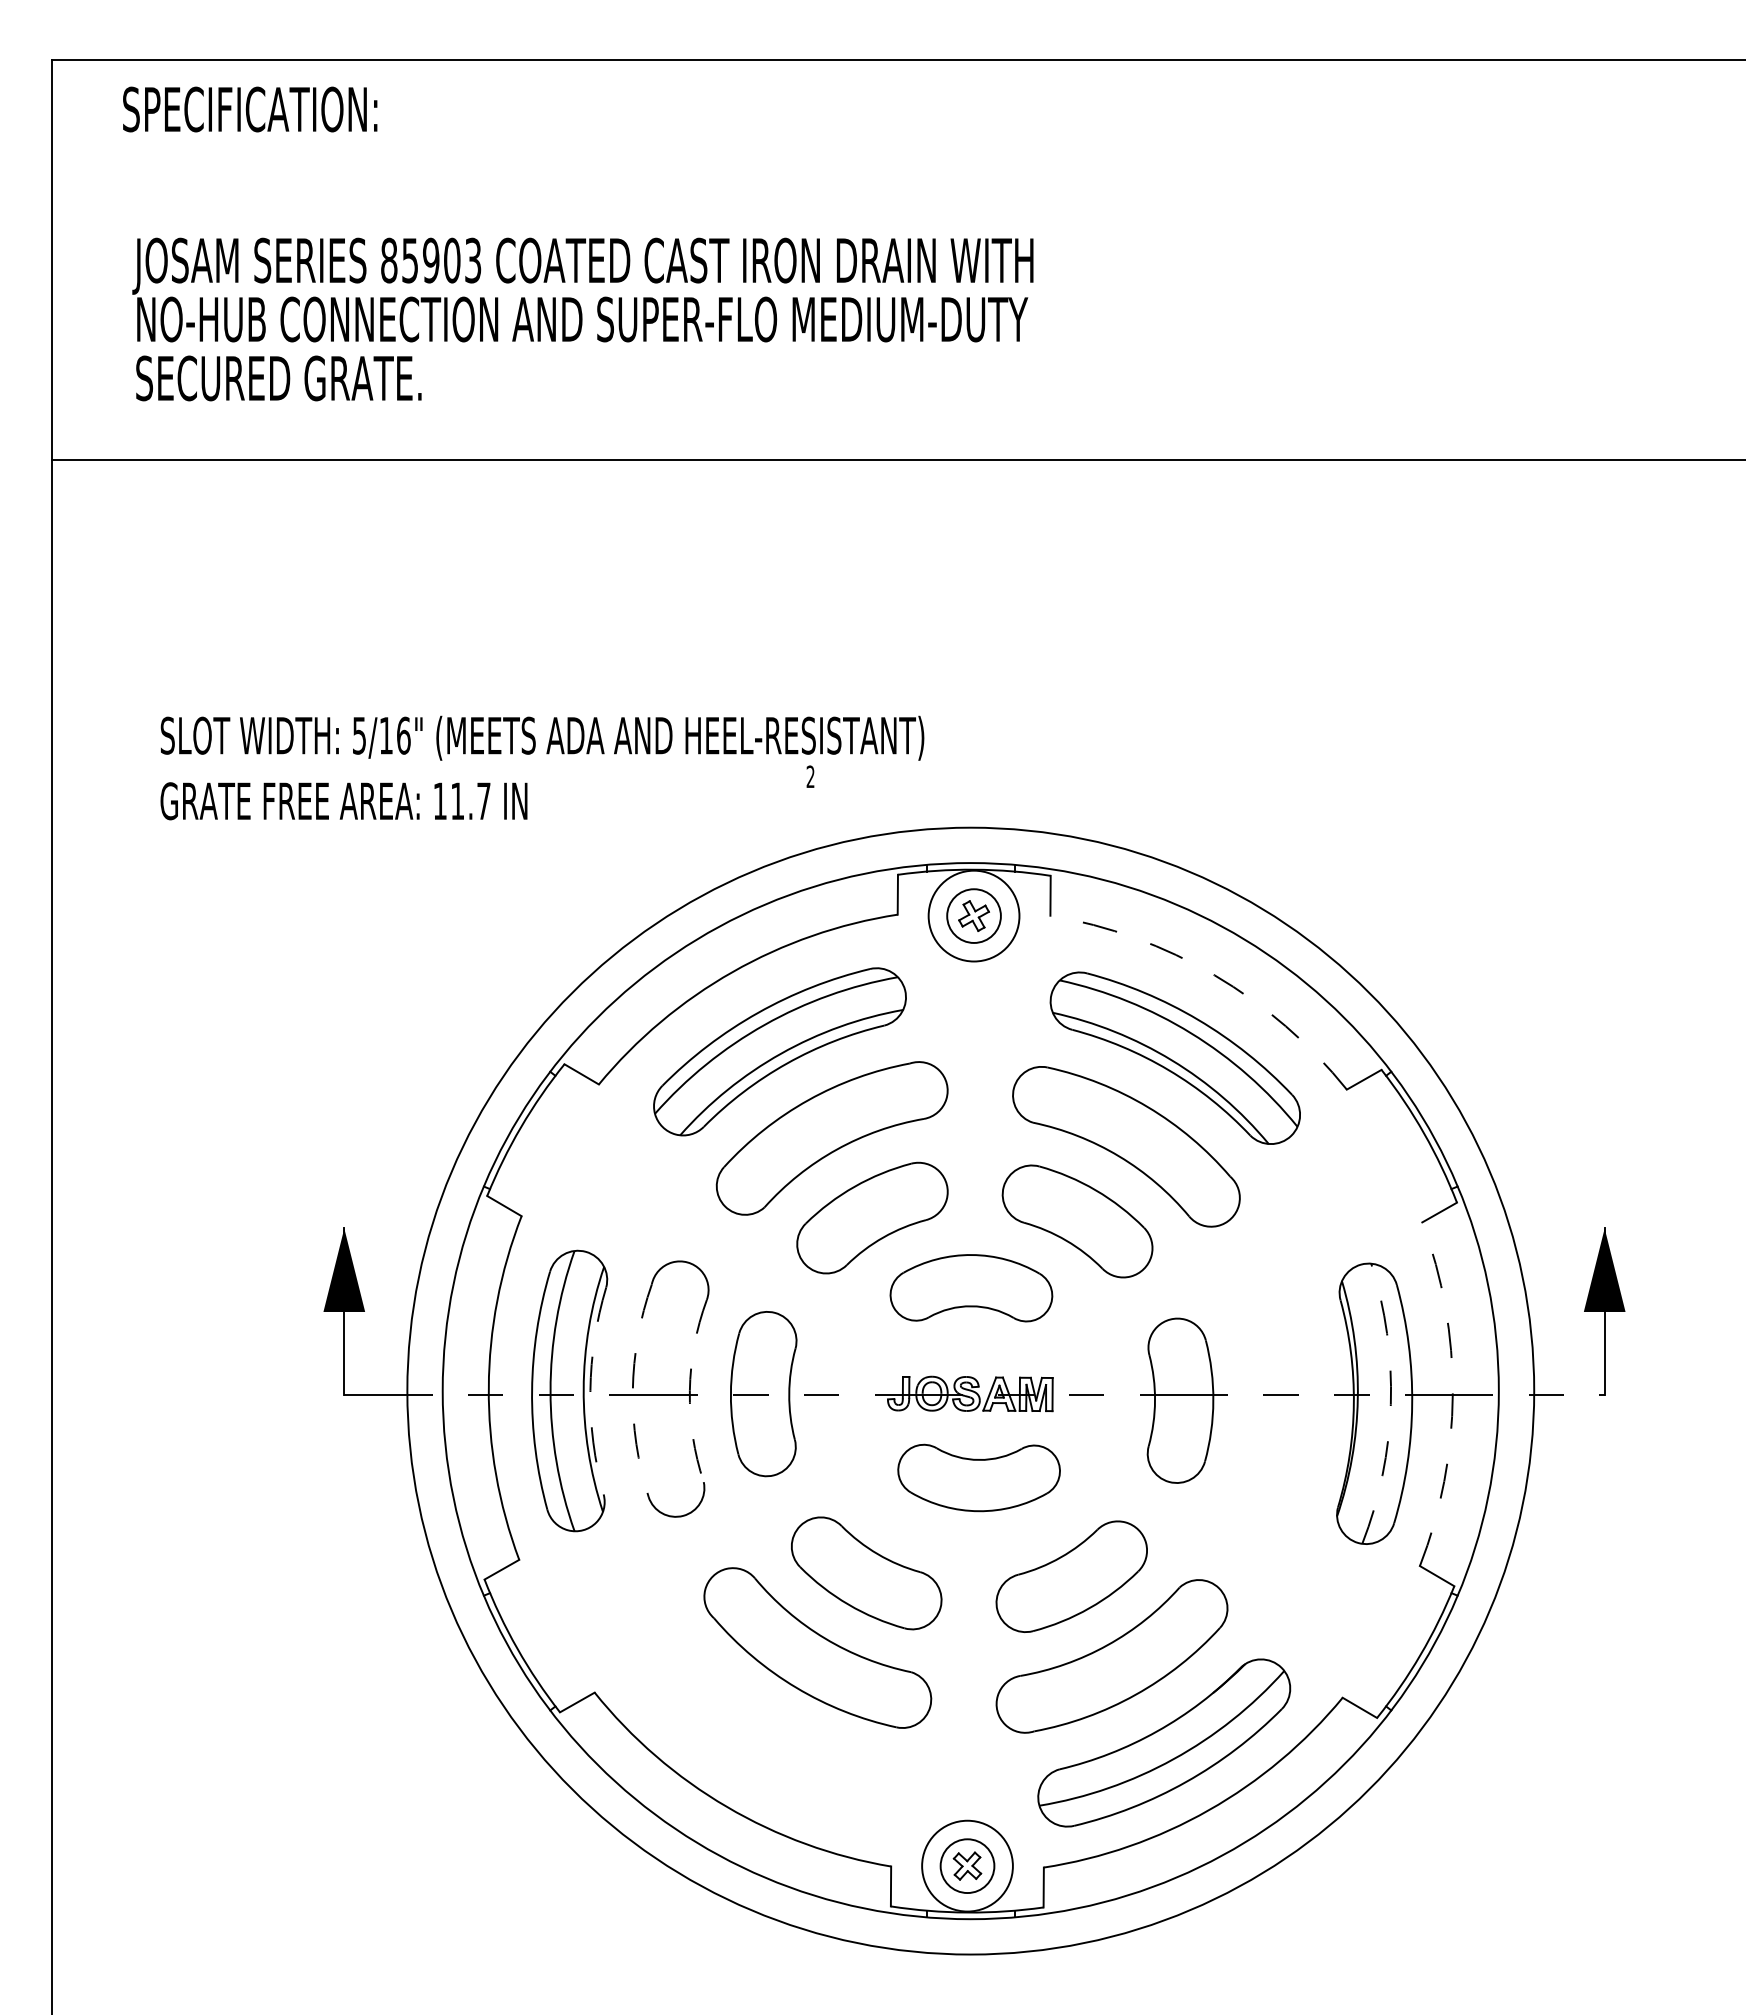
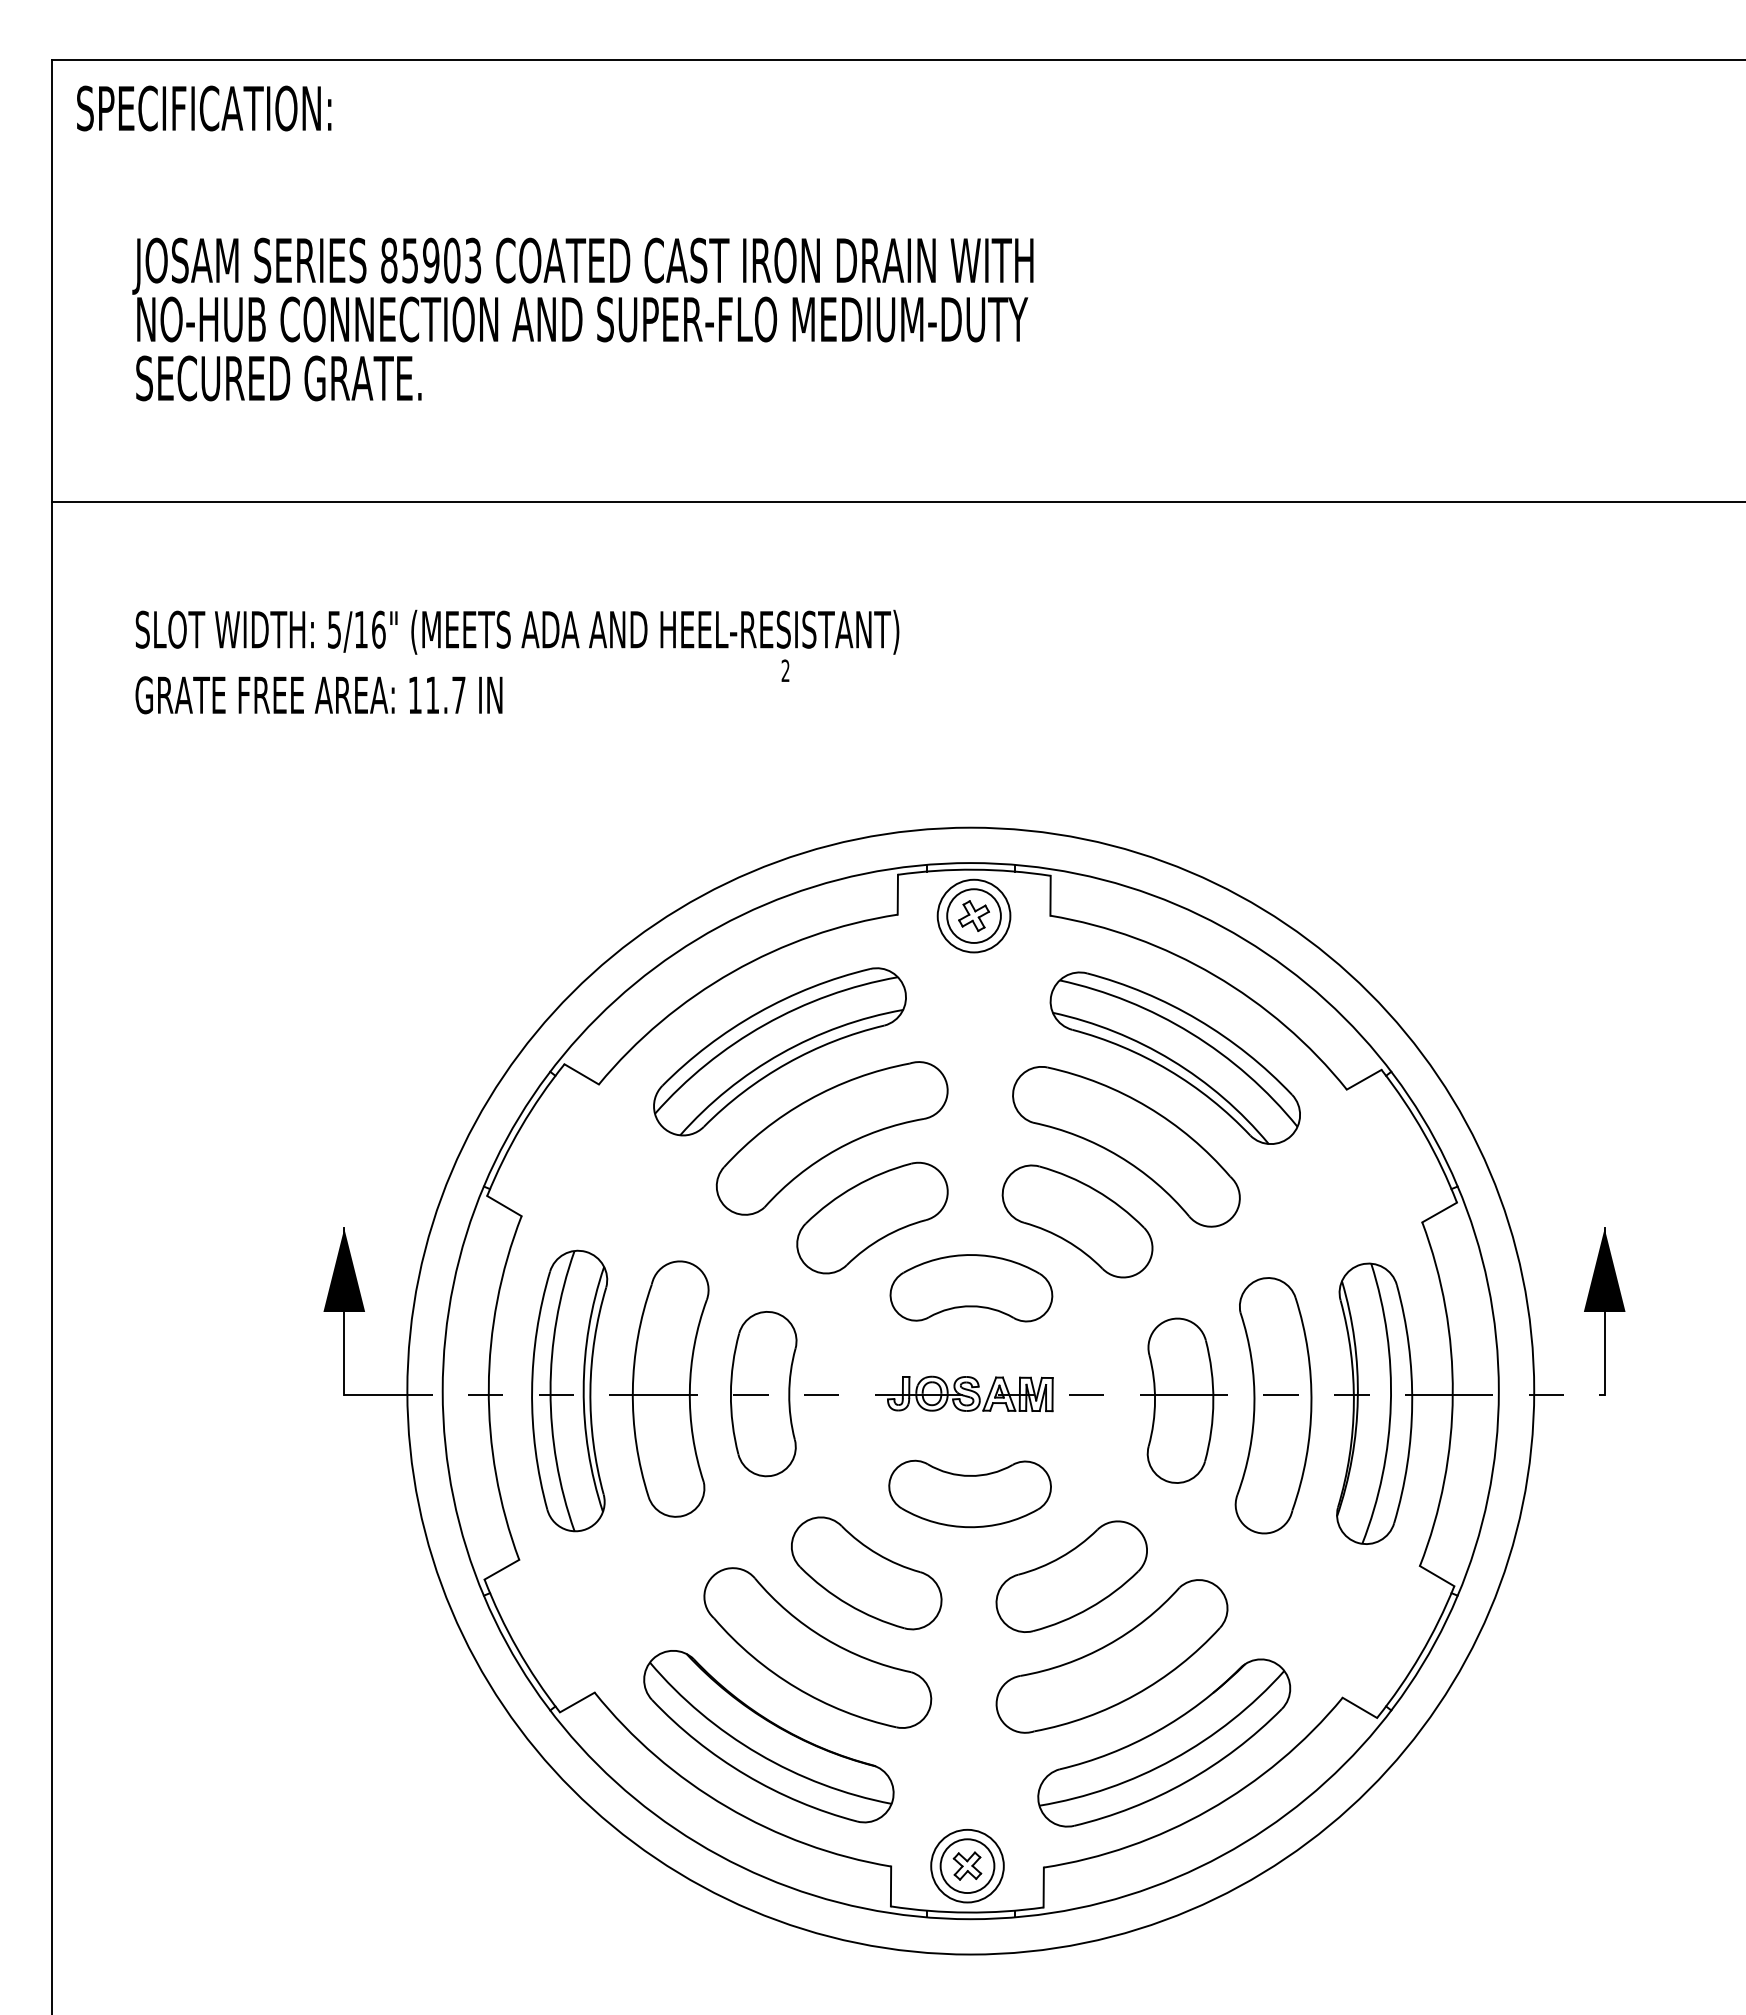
text position: (250, 109) -> (204, 108) (204, 108)
line position: (897, 460) -> (897, 502) (897, 502)
text position: (542, 767) -> (517, 661) (517, 661)
circle diameter: 91 px -> 73 px (973, 915)
arc: dashed -> solid (1214, 975)
arc: dashed -> solid (590, 1390)
arc: dashed -> solid (632, 1390)
arc: dashed -> solid (689, 1390)
arc: dashed -> solid (1452, 1394)
arc: dashed -> solid (1390, 1404)
part: none -> present (1273, 1405)
part position: (978, 1477) -> (969, 1493) (969, 1493)
part: none -> present (768, 1736)
circle diameter: 91 px -> 73 px (967, 1865)
